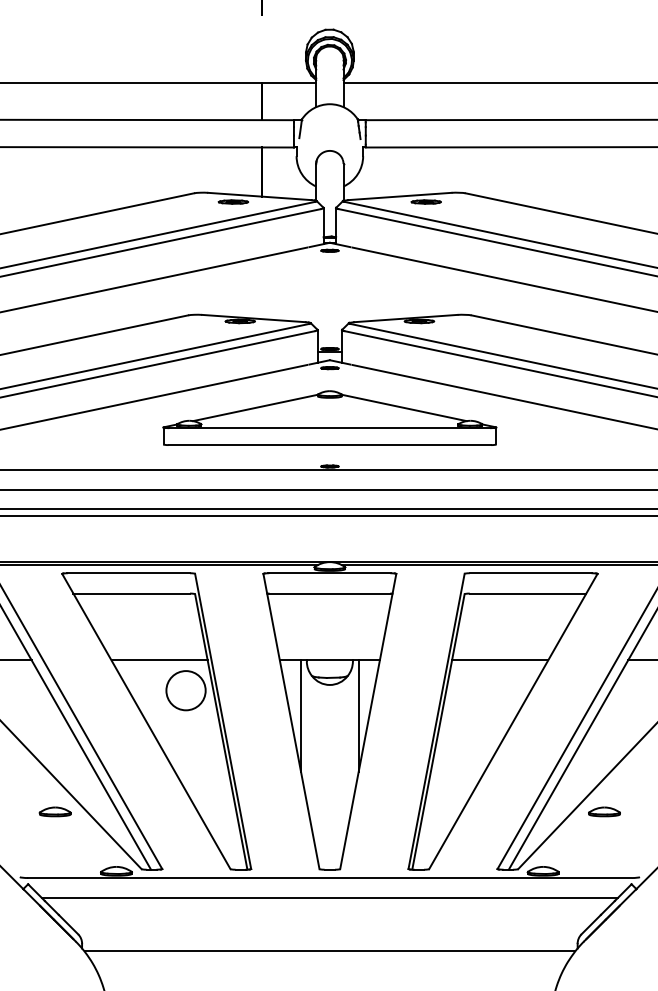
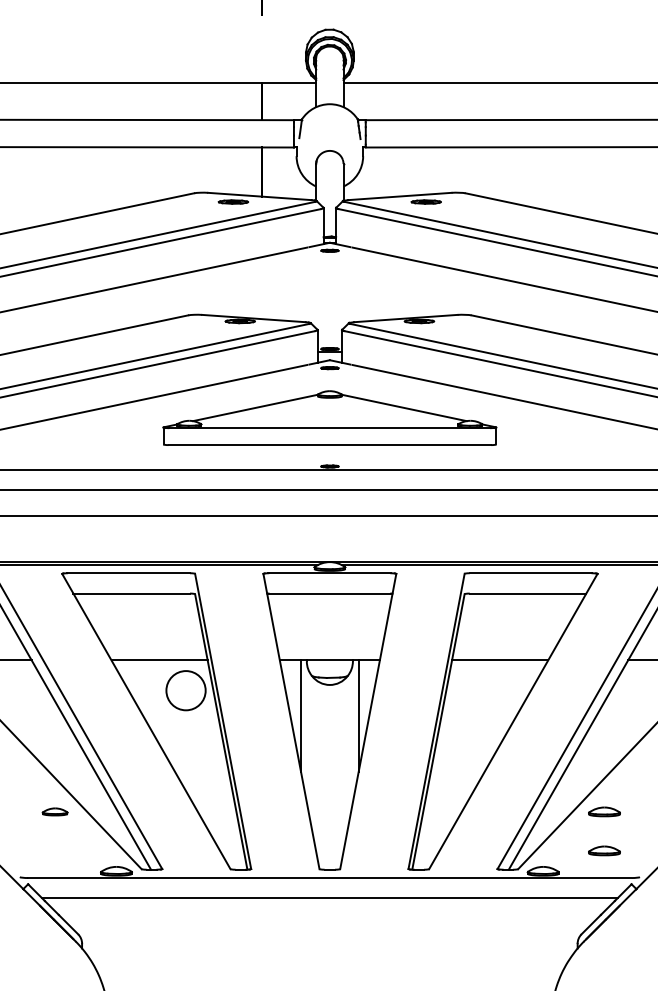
line: present -> none (328, 508)
part size: 34x12 px -> 28x10 px (54, 811)
part: none -> present (604, 850)
line: present -> none (329, 951)
